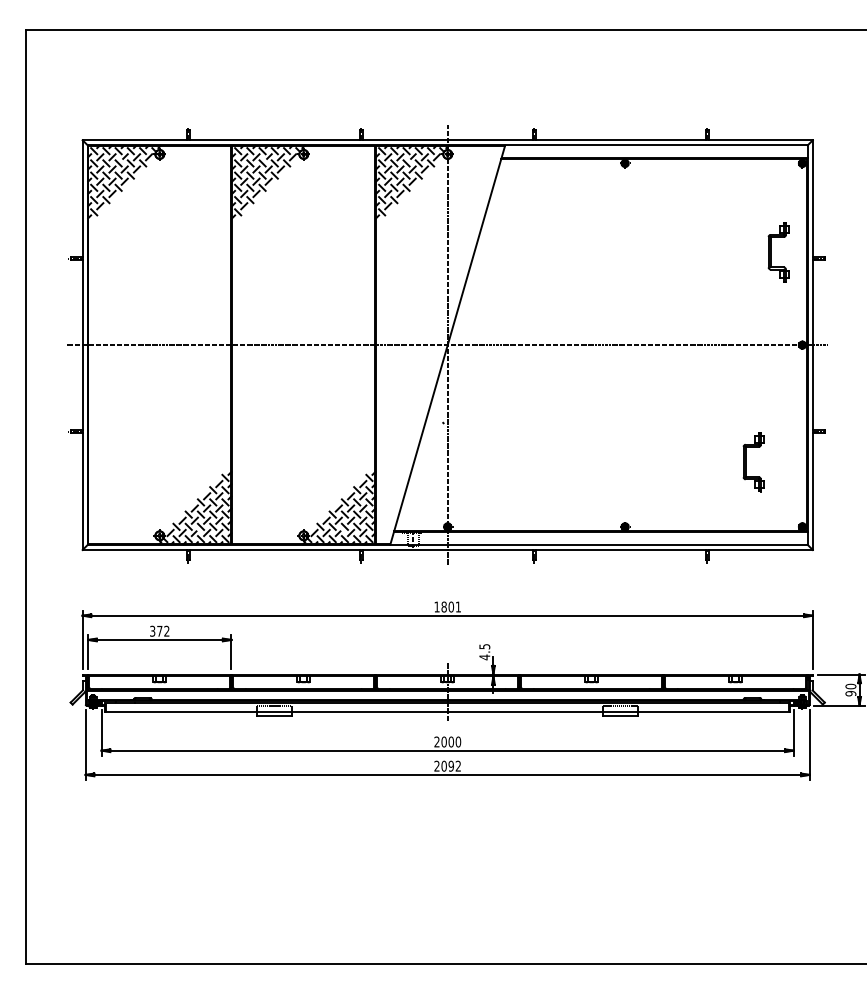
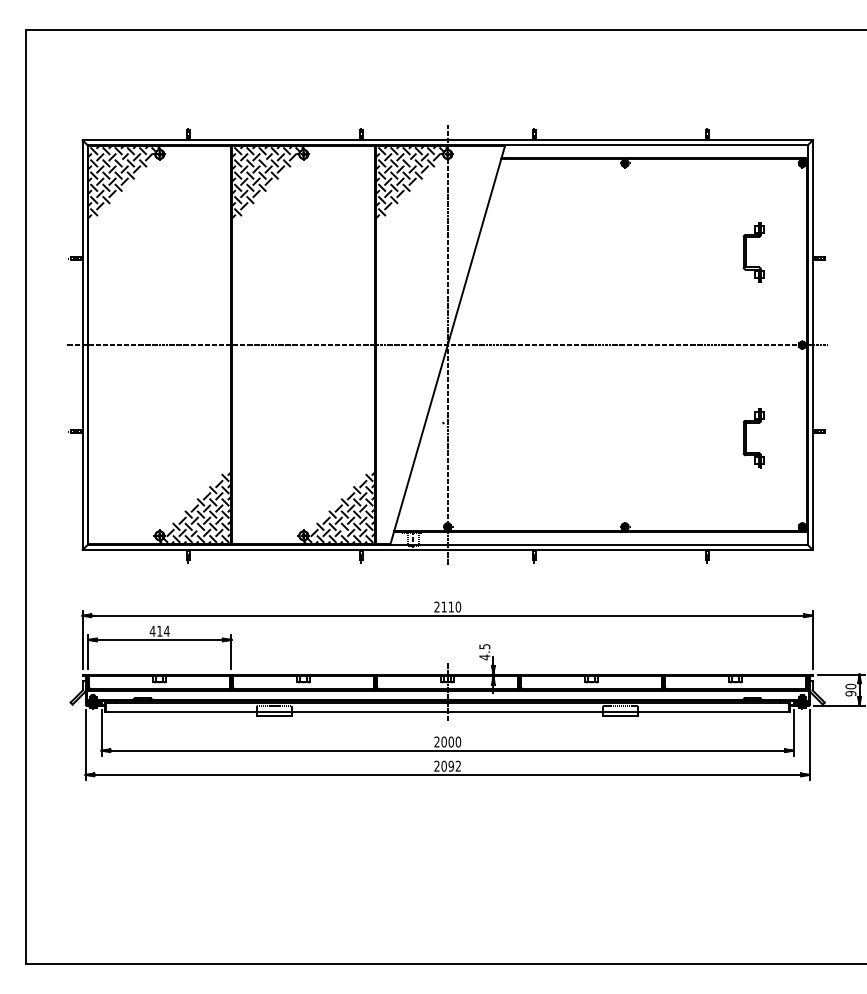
part position: (771, 252) -> (746, 252) (746, 252)
part position: (746, 462) -> (746, 438) (746, 438)
text: 1801 -> 2110 (447, 606)
text: 372 -> 414 (159, 630)
